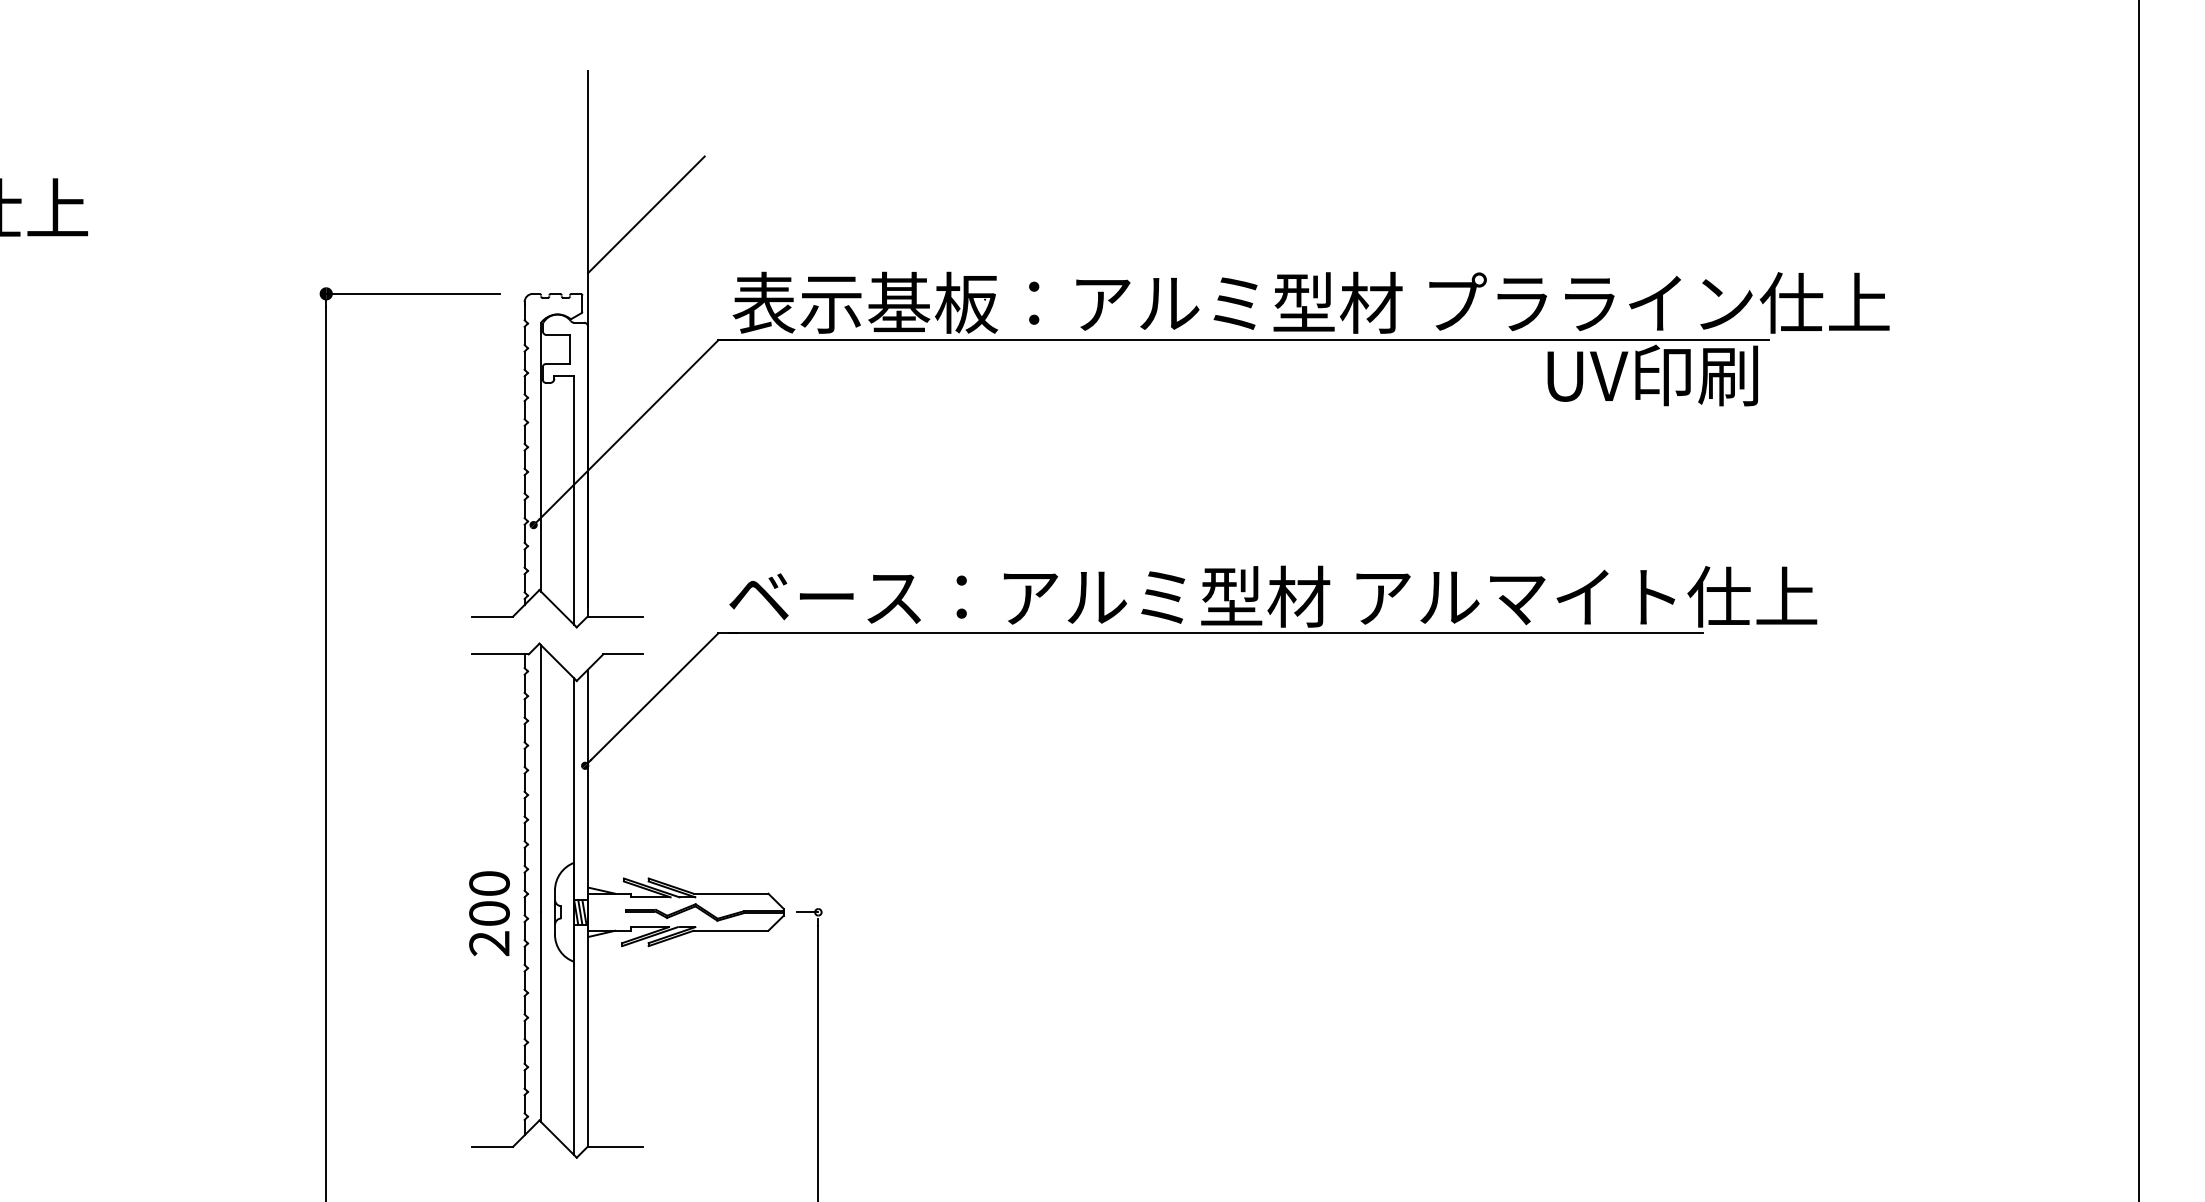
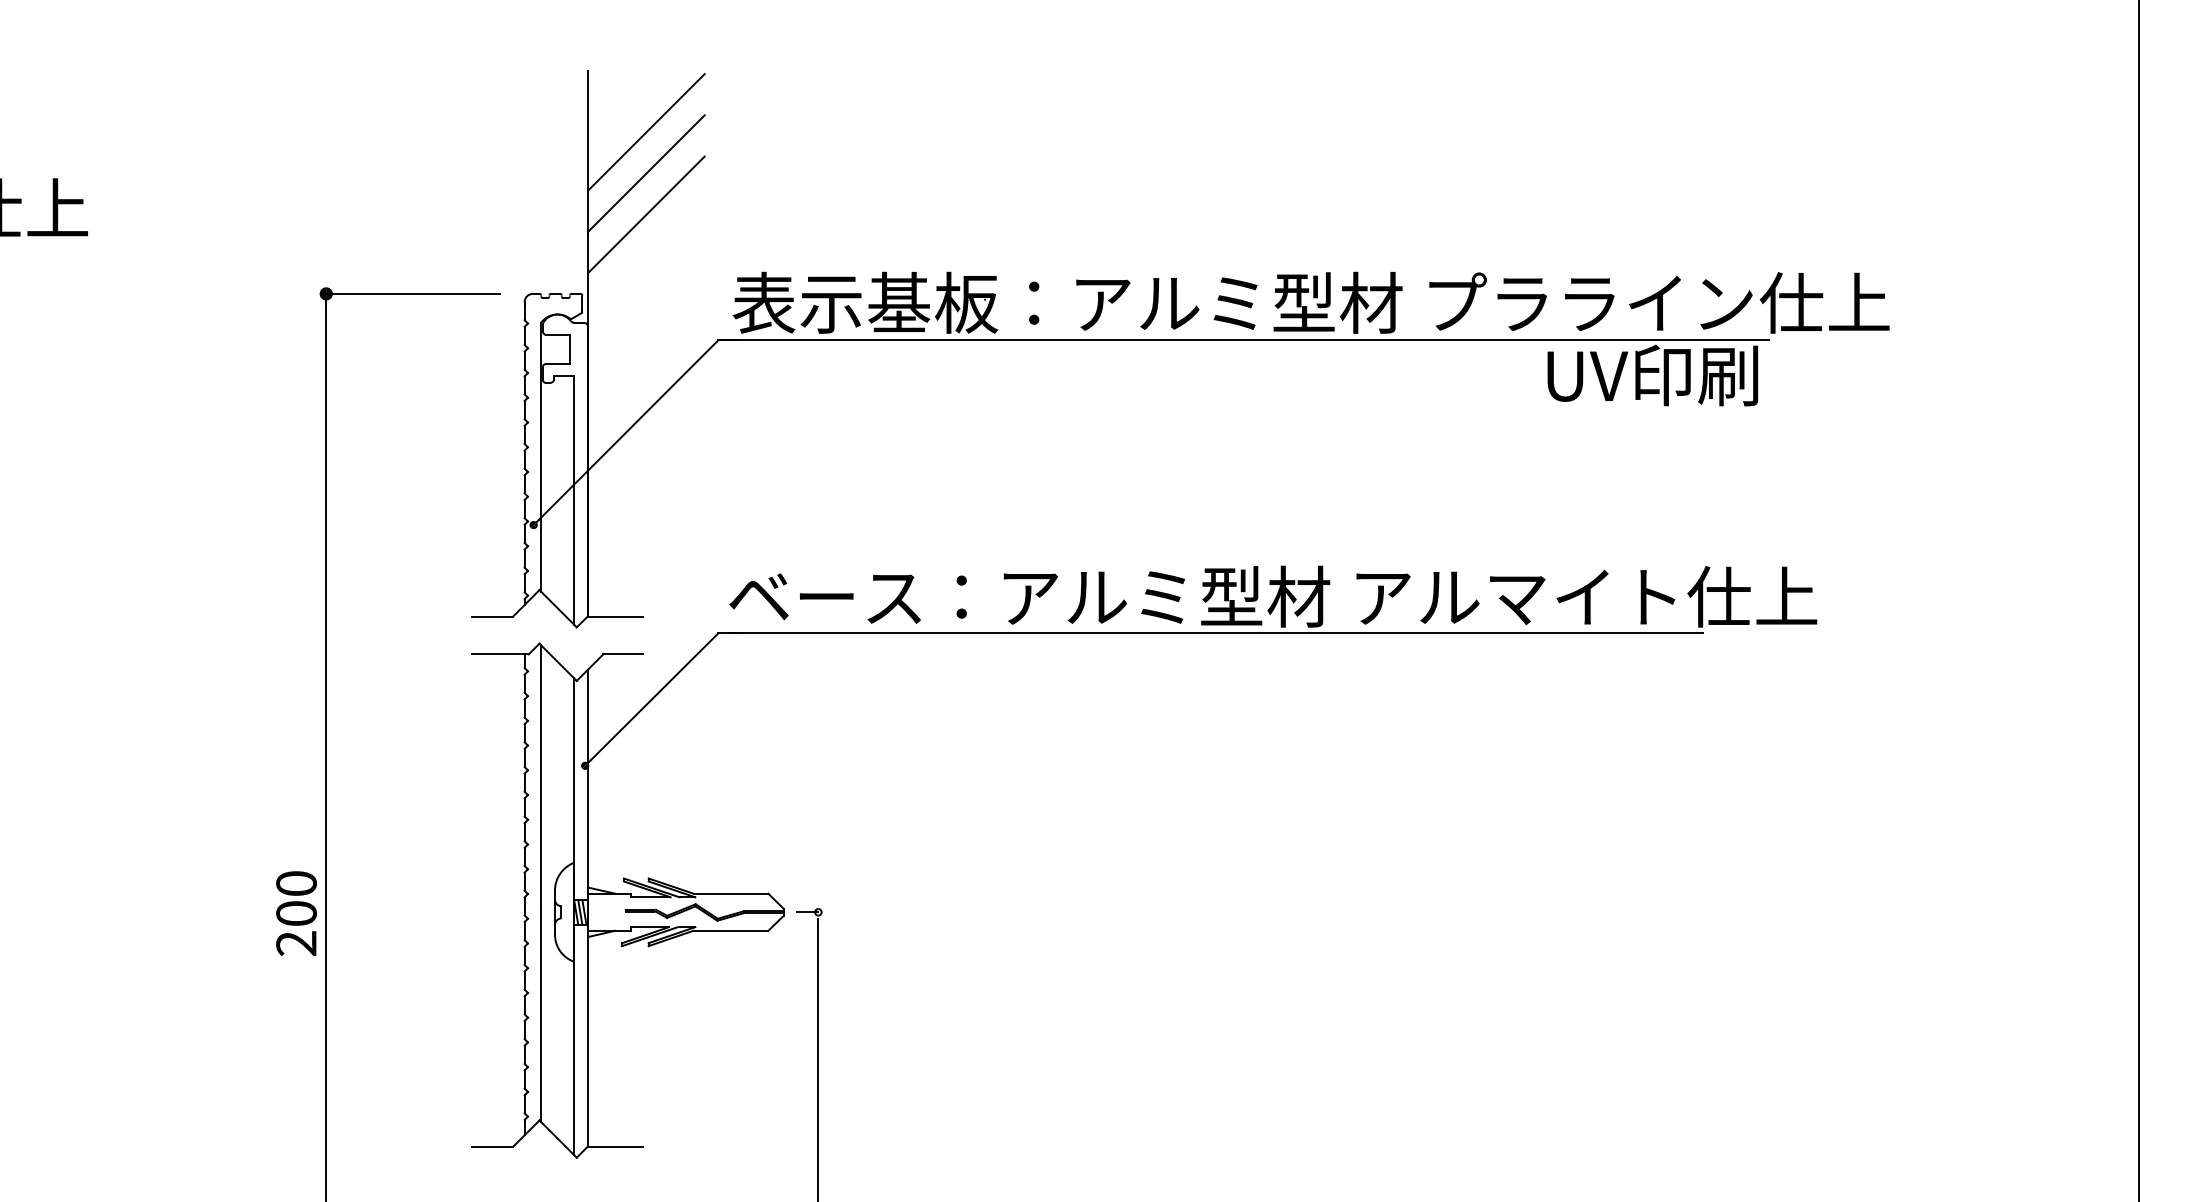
line: none -> present (646, 132)
line: none -> present (646, 173)
text position: (489, 913) -> (296, 913) (296, 913)
